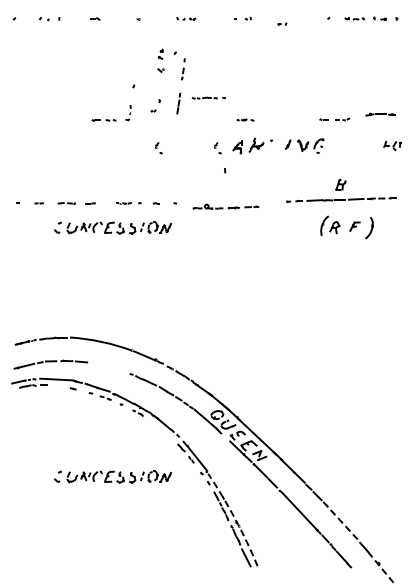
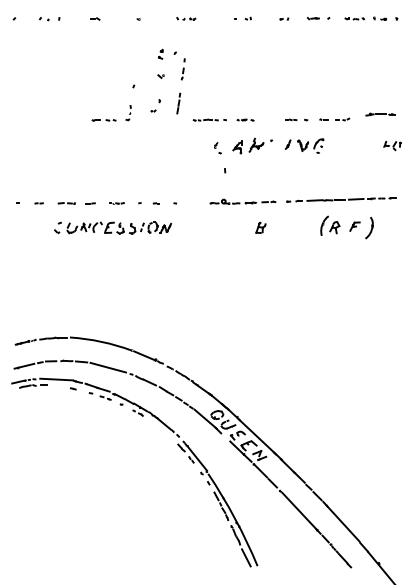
part: none -> present (313, 18)
part position: (282, 23) -> (284, 18) (284, 18)
part position: (160, 70) -> (160, 76) (160, 76)
part position: (208, 97) -> (209, 119) (209, 119)
part: none -> present (296, 119)
part: present -> none (158, 148)
part position: (340, 184) -> (260, 227) (260, 227)
line position: (123, 203) -> (116, 203) (116, 203)
part position: (225, 206) -> (242, 201) (242, 201)
line: none -> present (108, 367)
part: present -> none (113, 476)
arc: dashed -> solid (235, 518)
line: dashed -> solid (341, 521)
line: dashed -> solid (381, 568)
